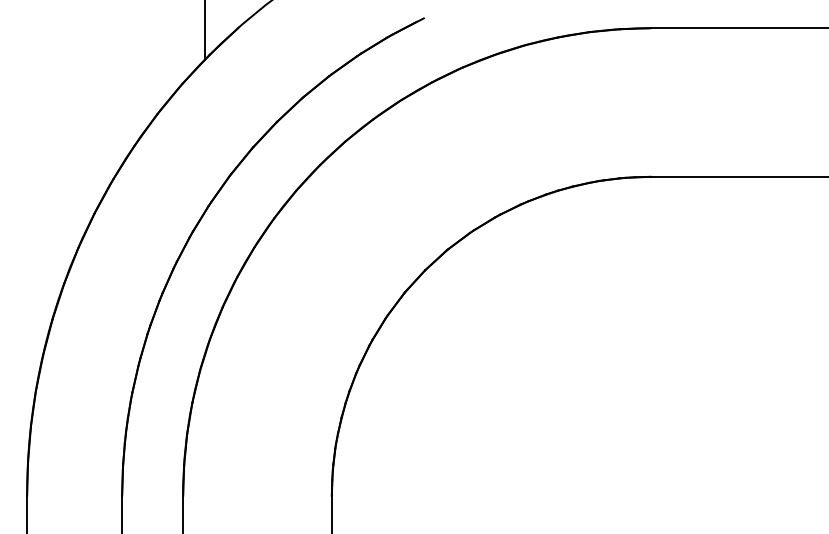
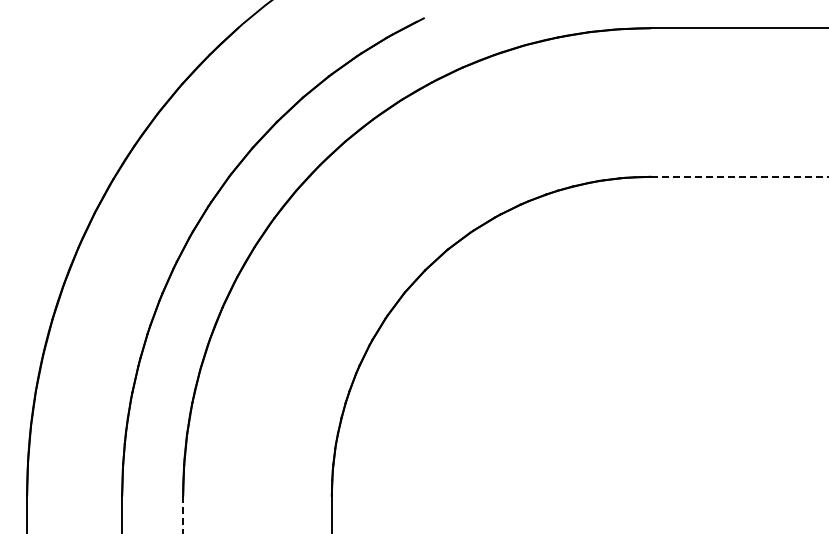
line: present -> none (204, 31)
line: solid -> dashed (739, 176)
line: solid -> dashed (183, 514)
